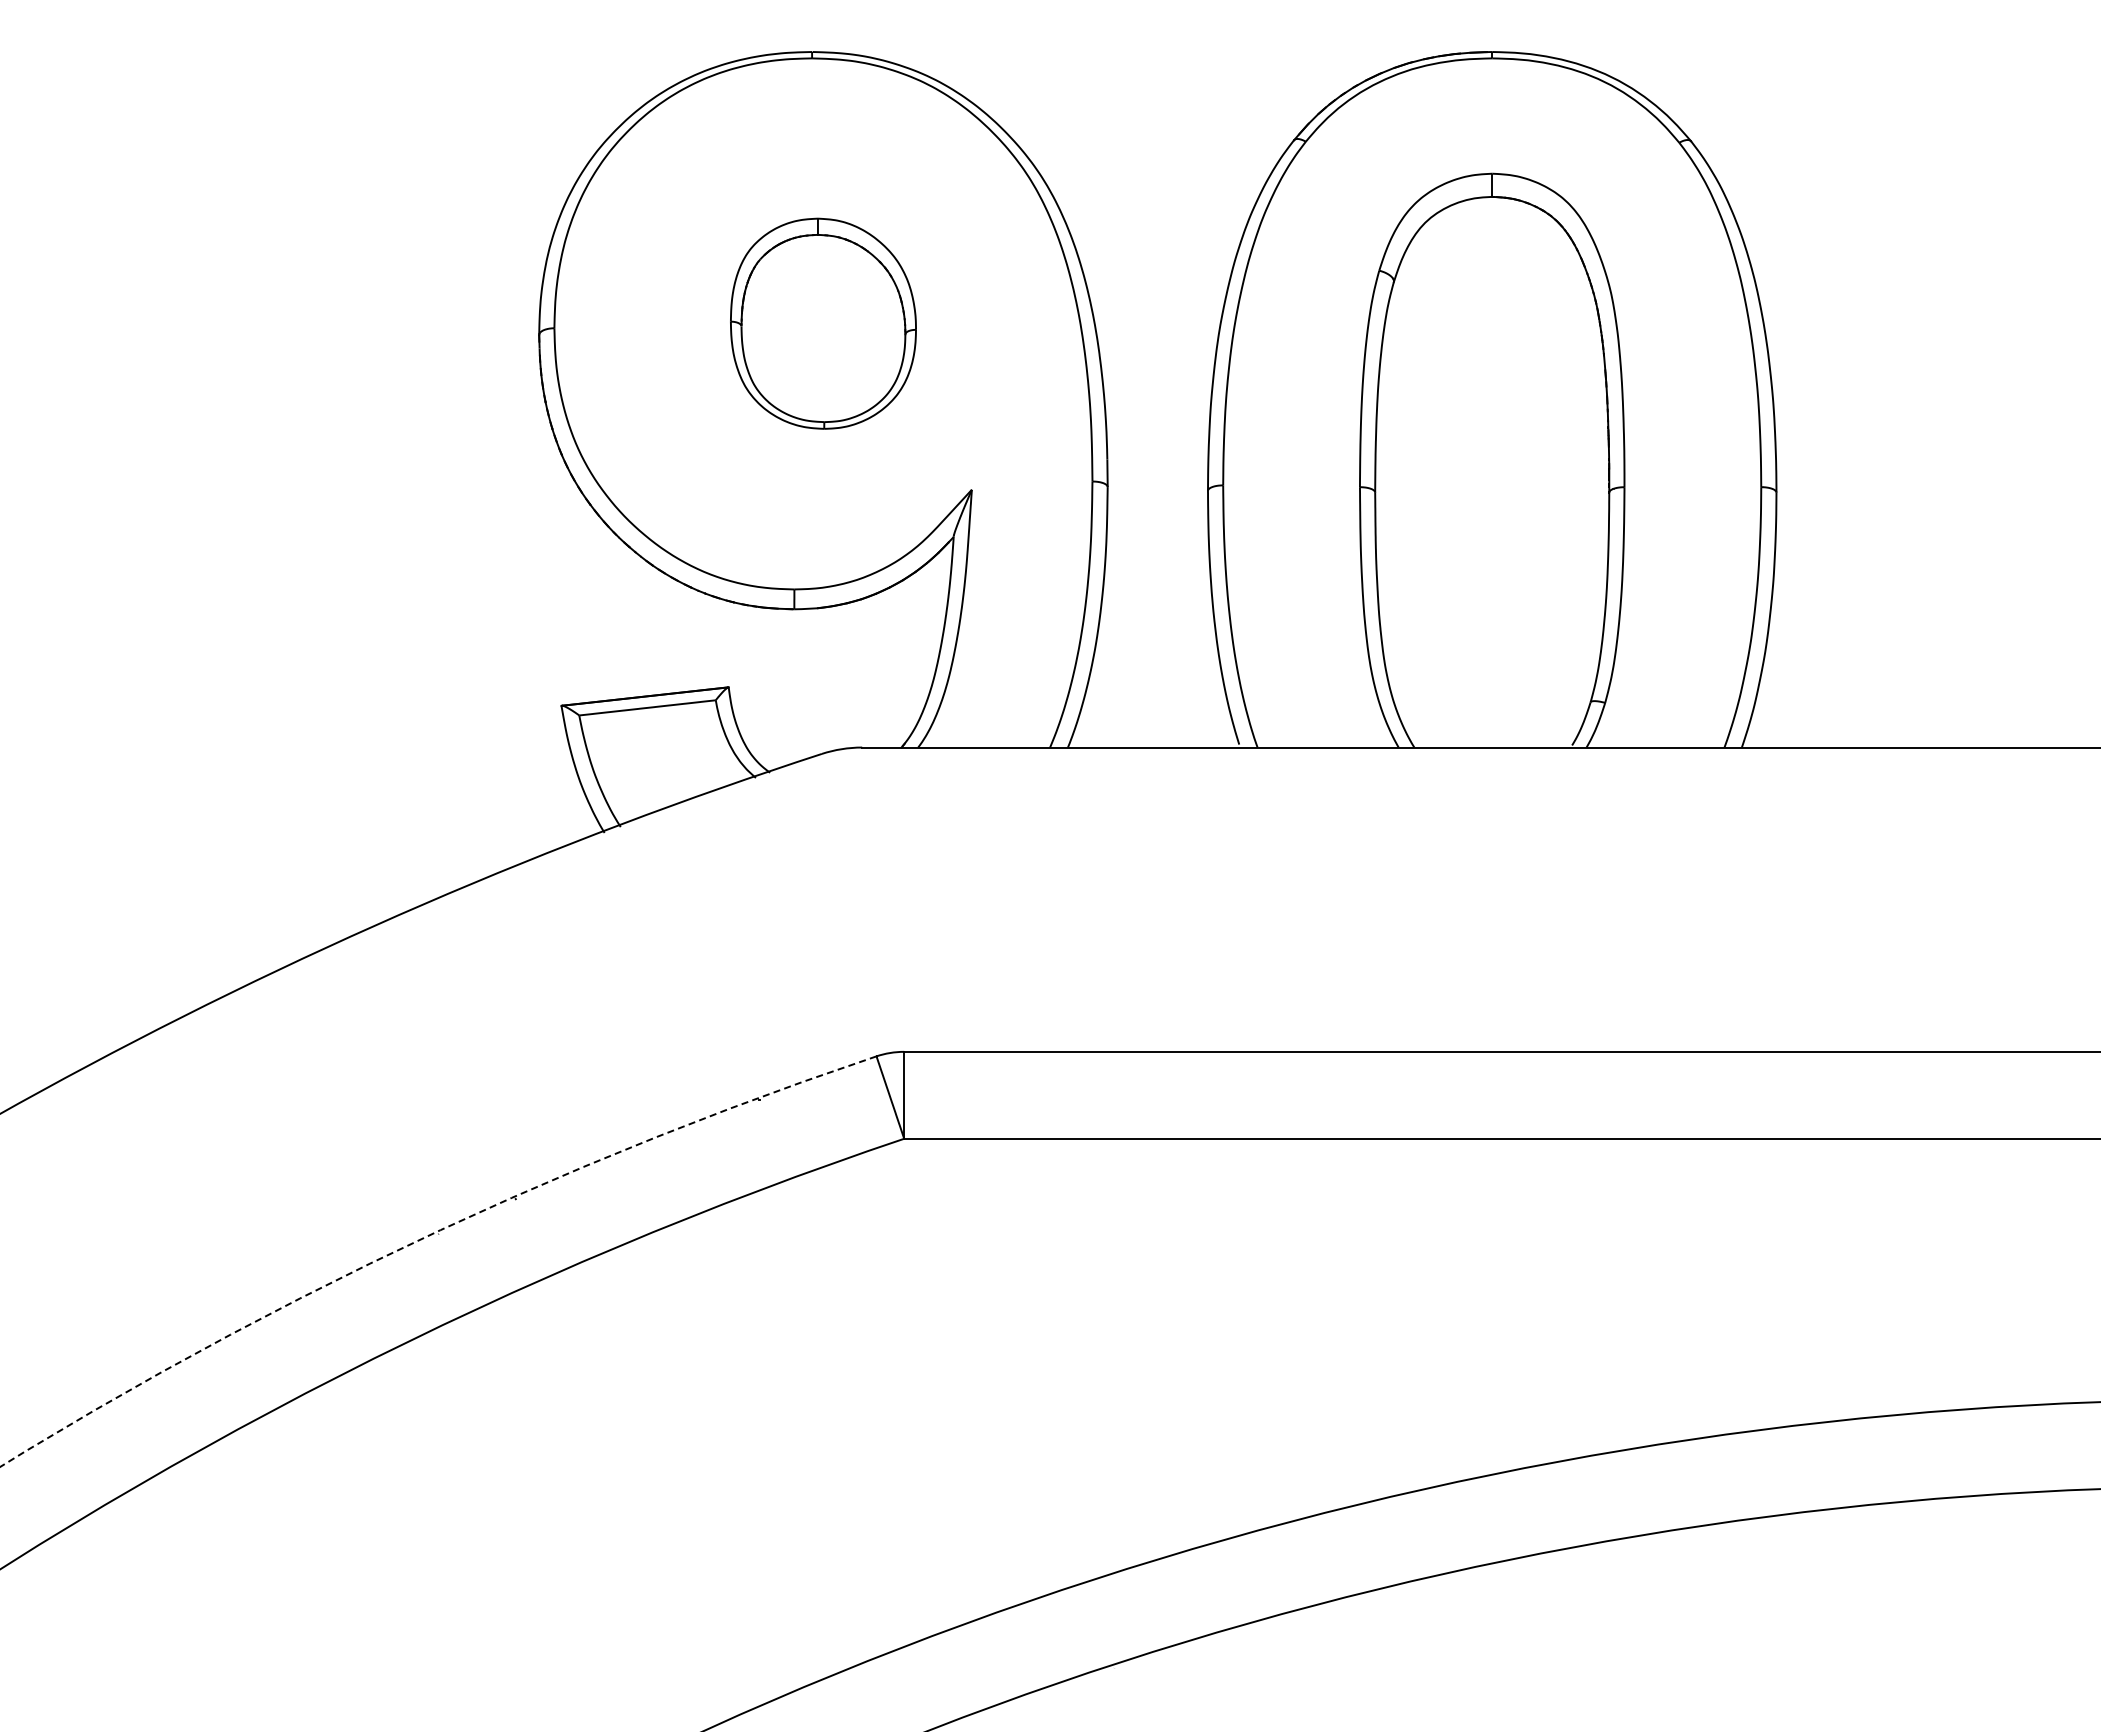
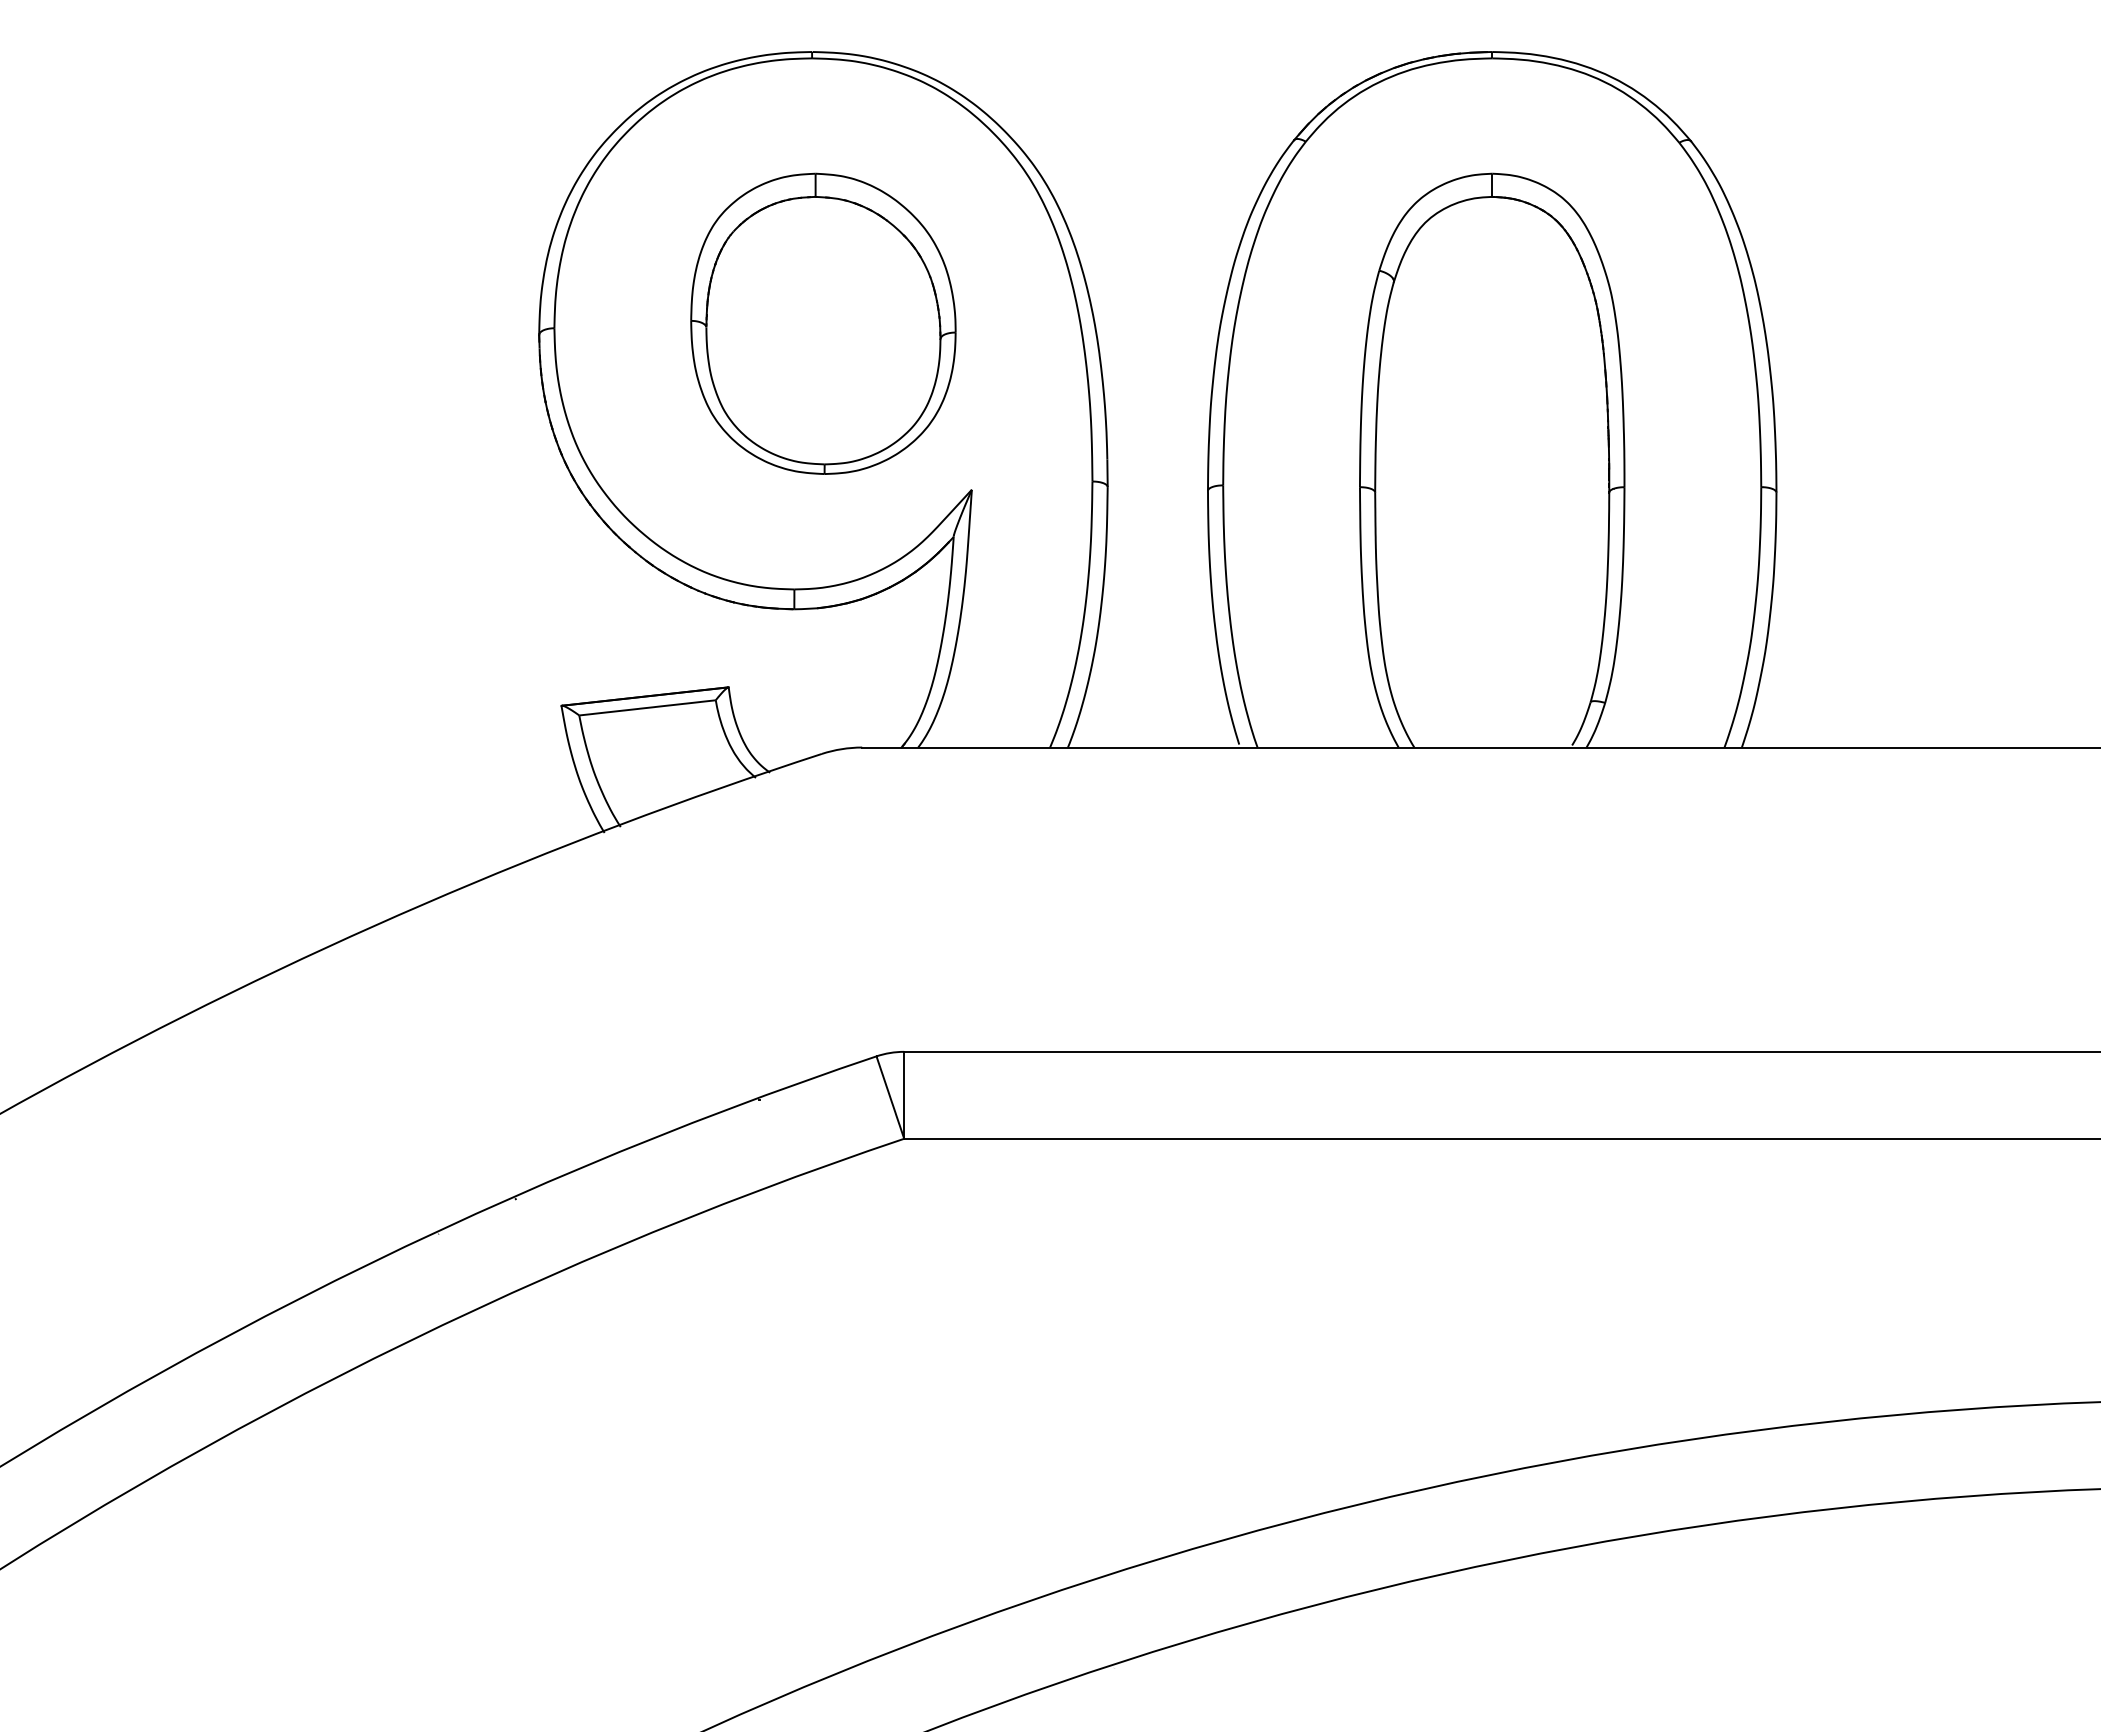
part size: 187x213 px -> 267x303 px (823, 323)
arc: dashed -> solid (426, 1236)
